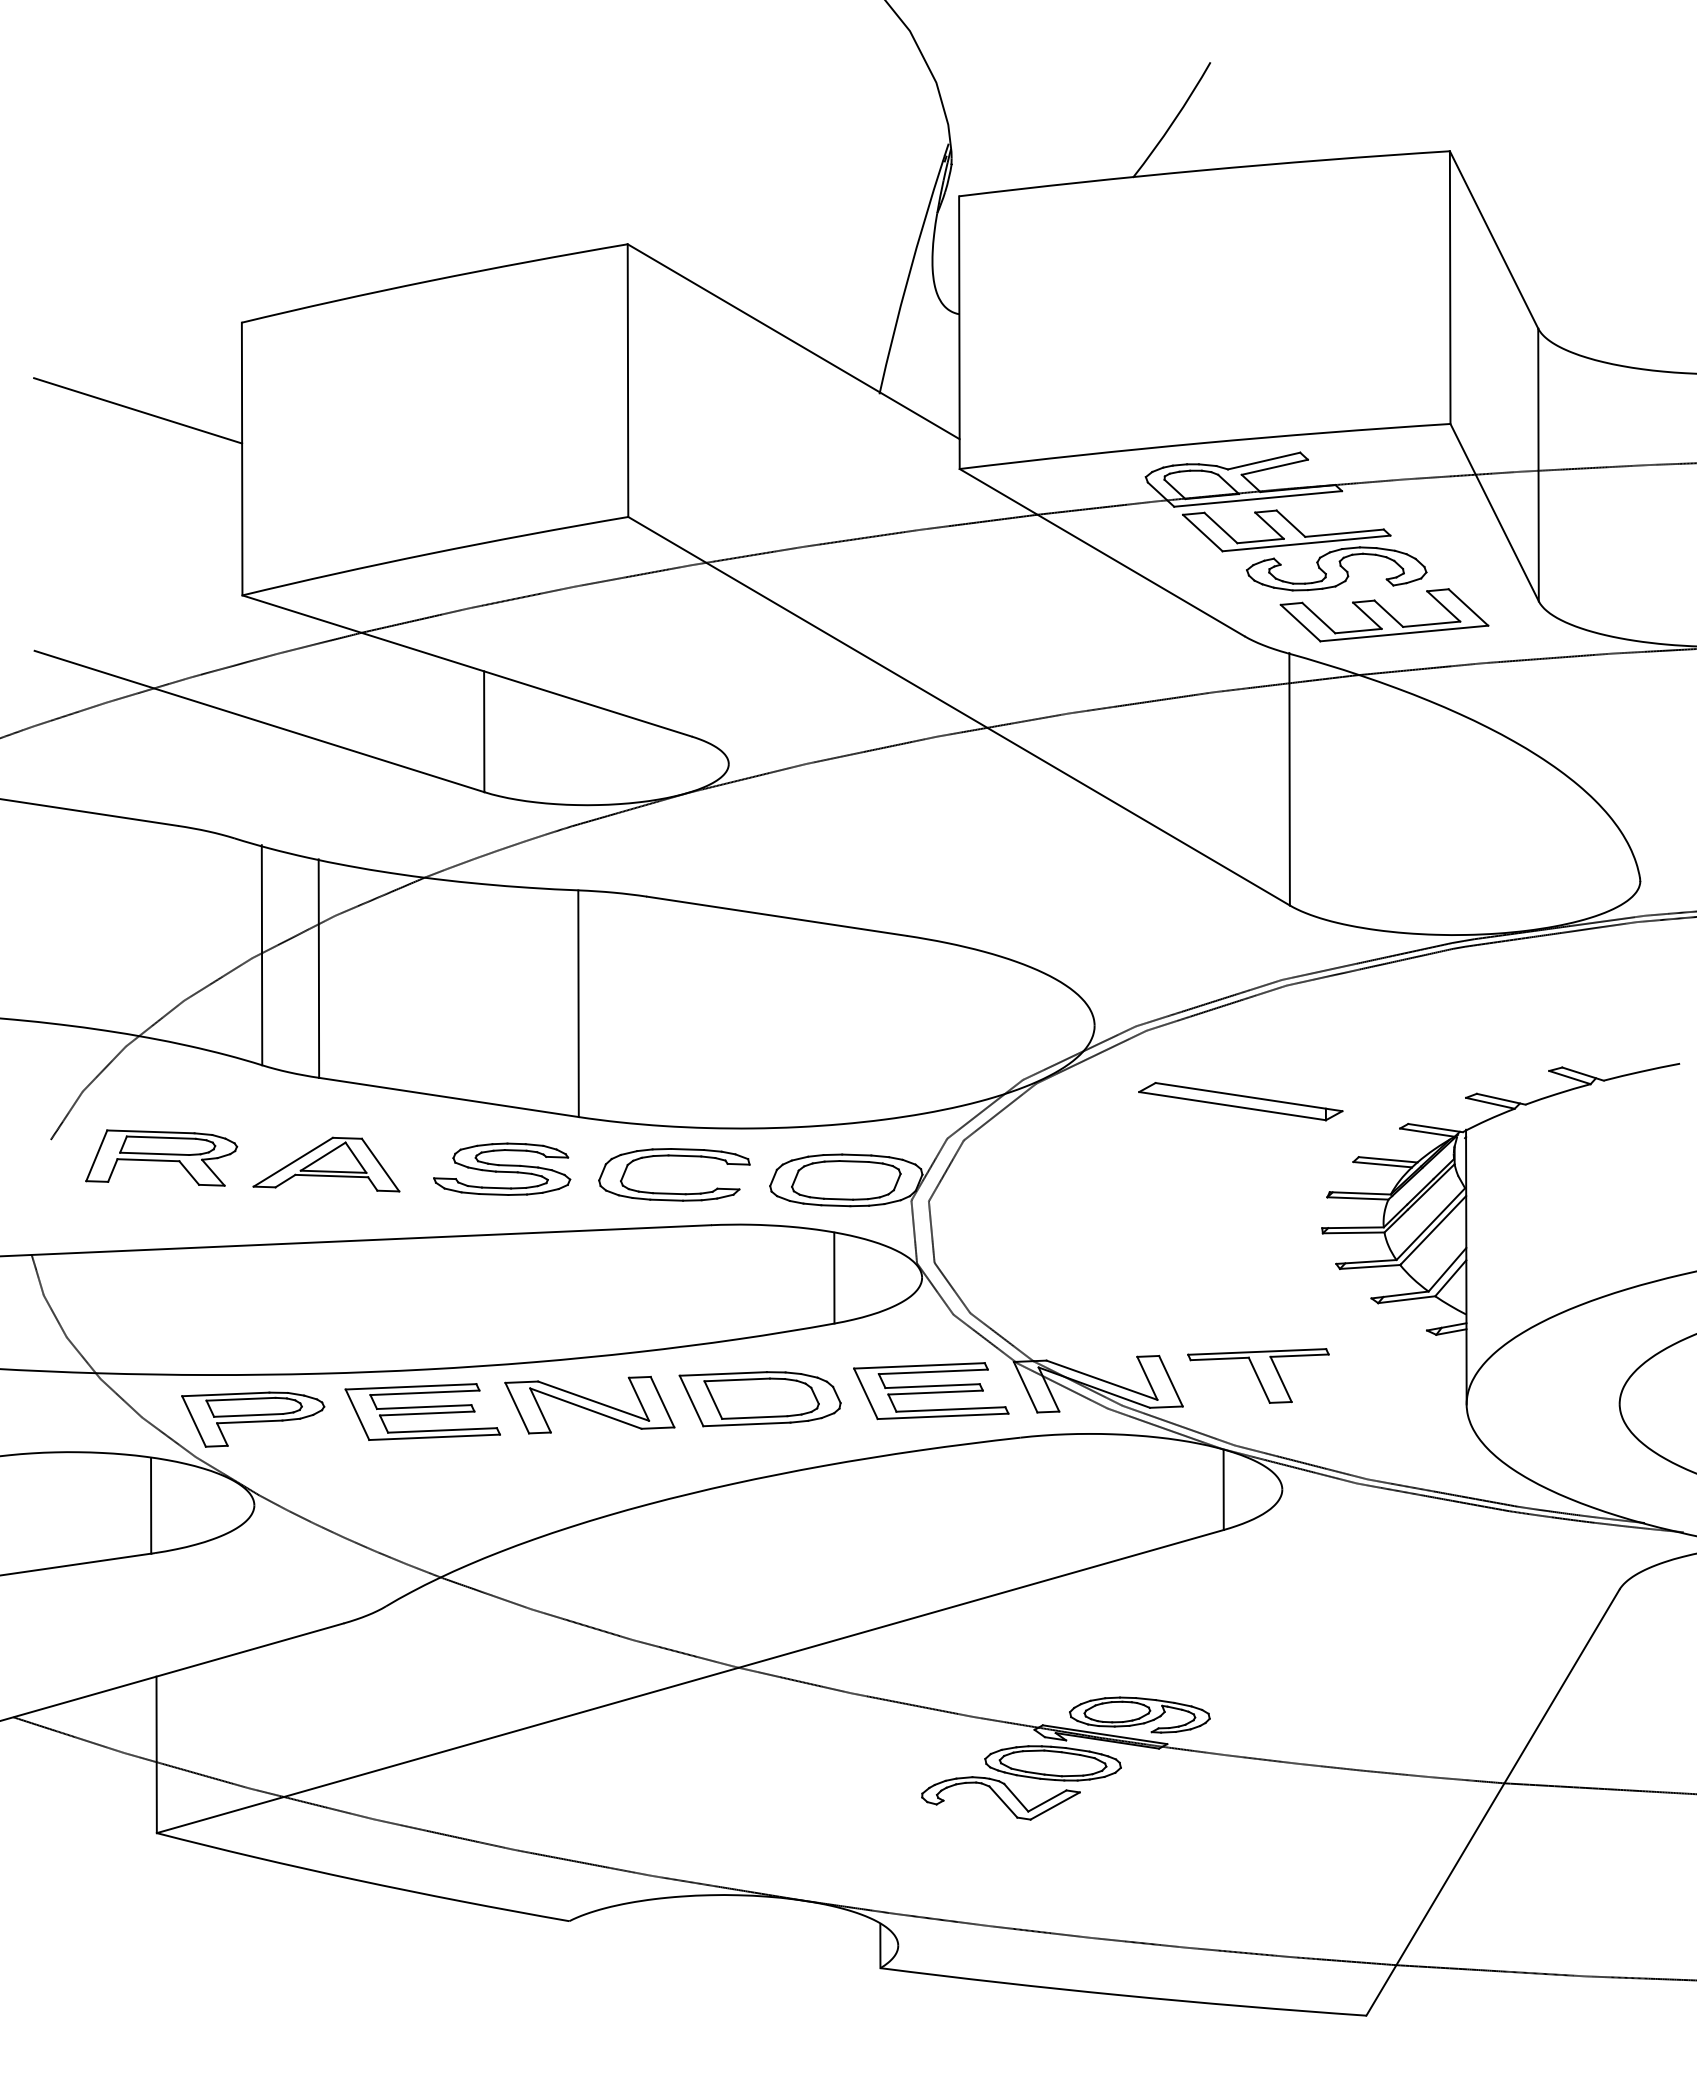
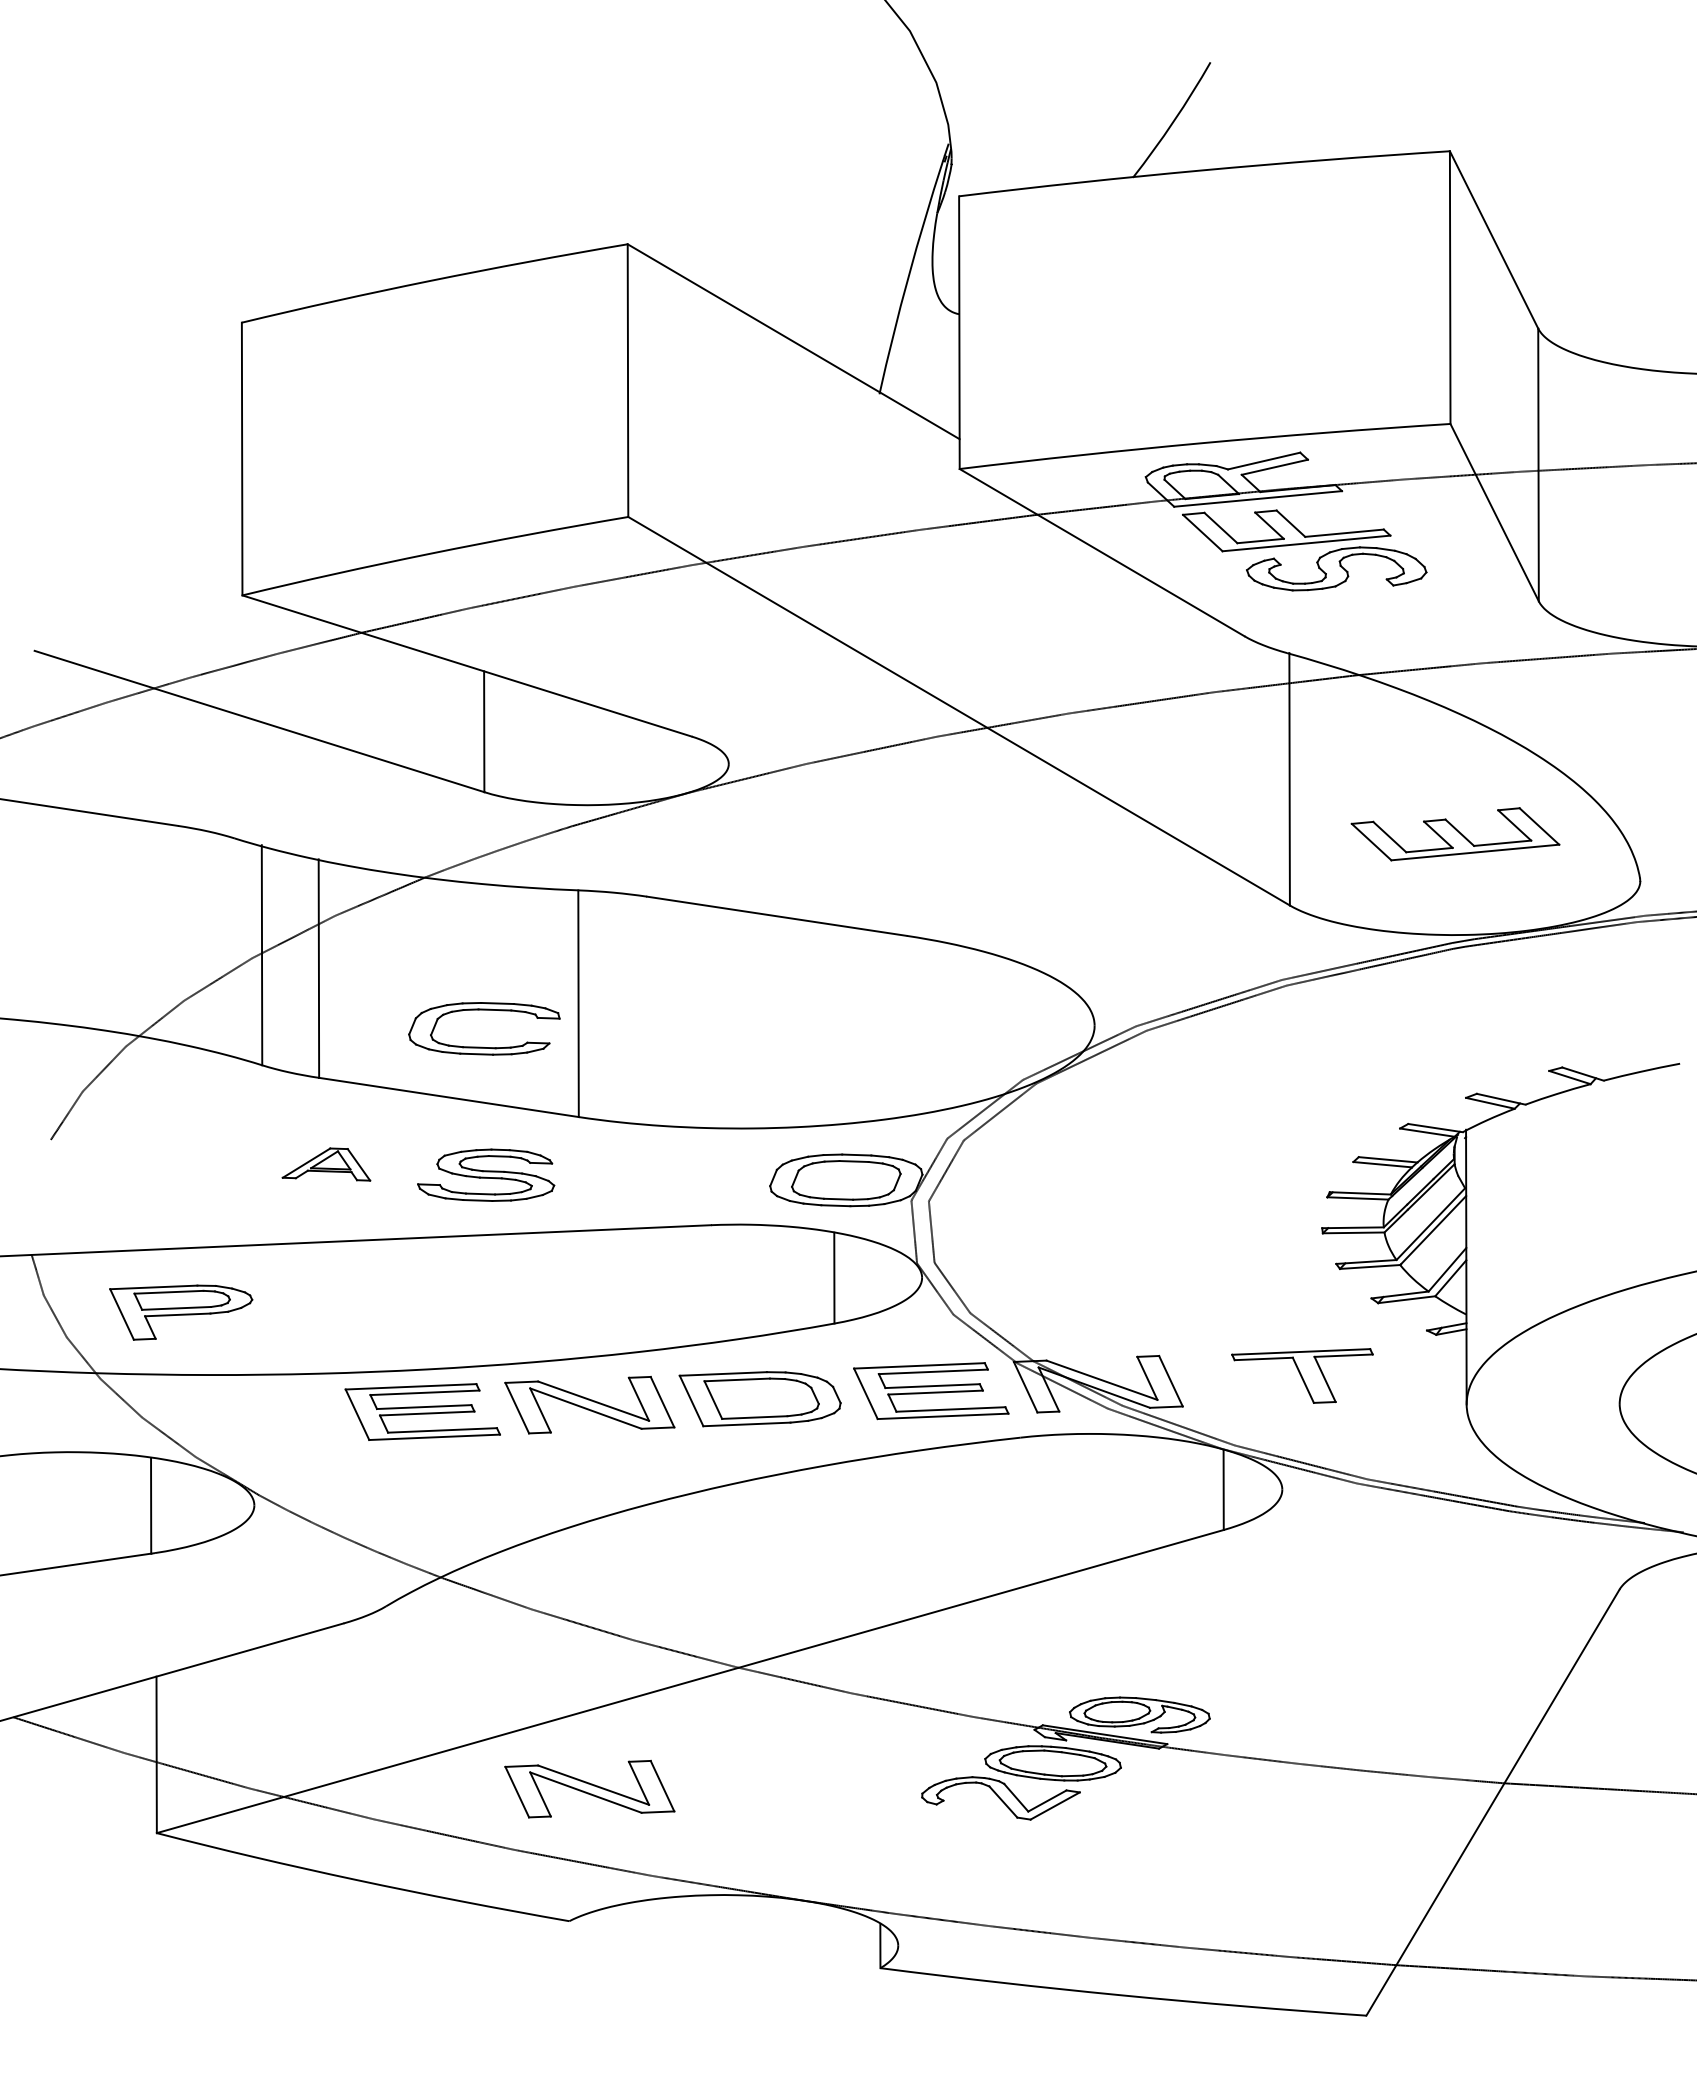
line: present -> none (138, 410)
part position: (1384, 615) -> (1455, 834) (1455, 834)
part: present -> none (1240, 1101)
part position: (674, 1156) -> (484, 1010) (484, 1010)
part: present -> none (161, 1157)
part size: 149x57 px -> 91x35 px (326, 1164)
part position: (502, 1168) -> (486, 1174) (486, 1174)
part position: (1258, 1375) -> (1302, 1375) (1302, 1375)
part position: (253, 1419) -> (181, 1312) (181, 1312)
part: none -> present (589, 1788)
